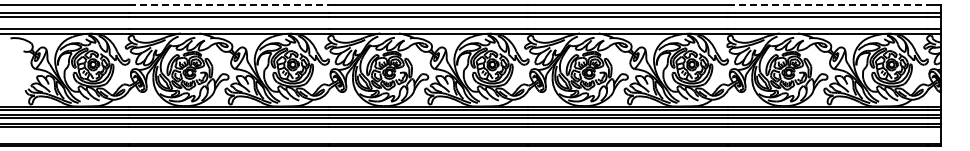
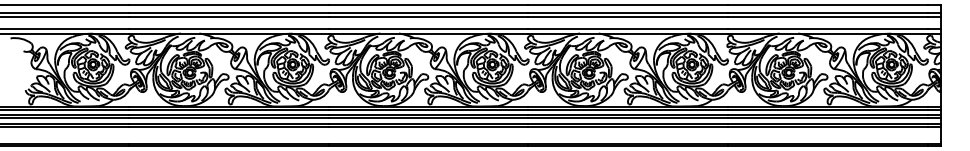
line: dashed -> solid (228, 4)
line: dashed -> solid (827, 4)
